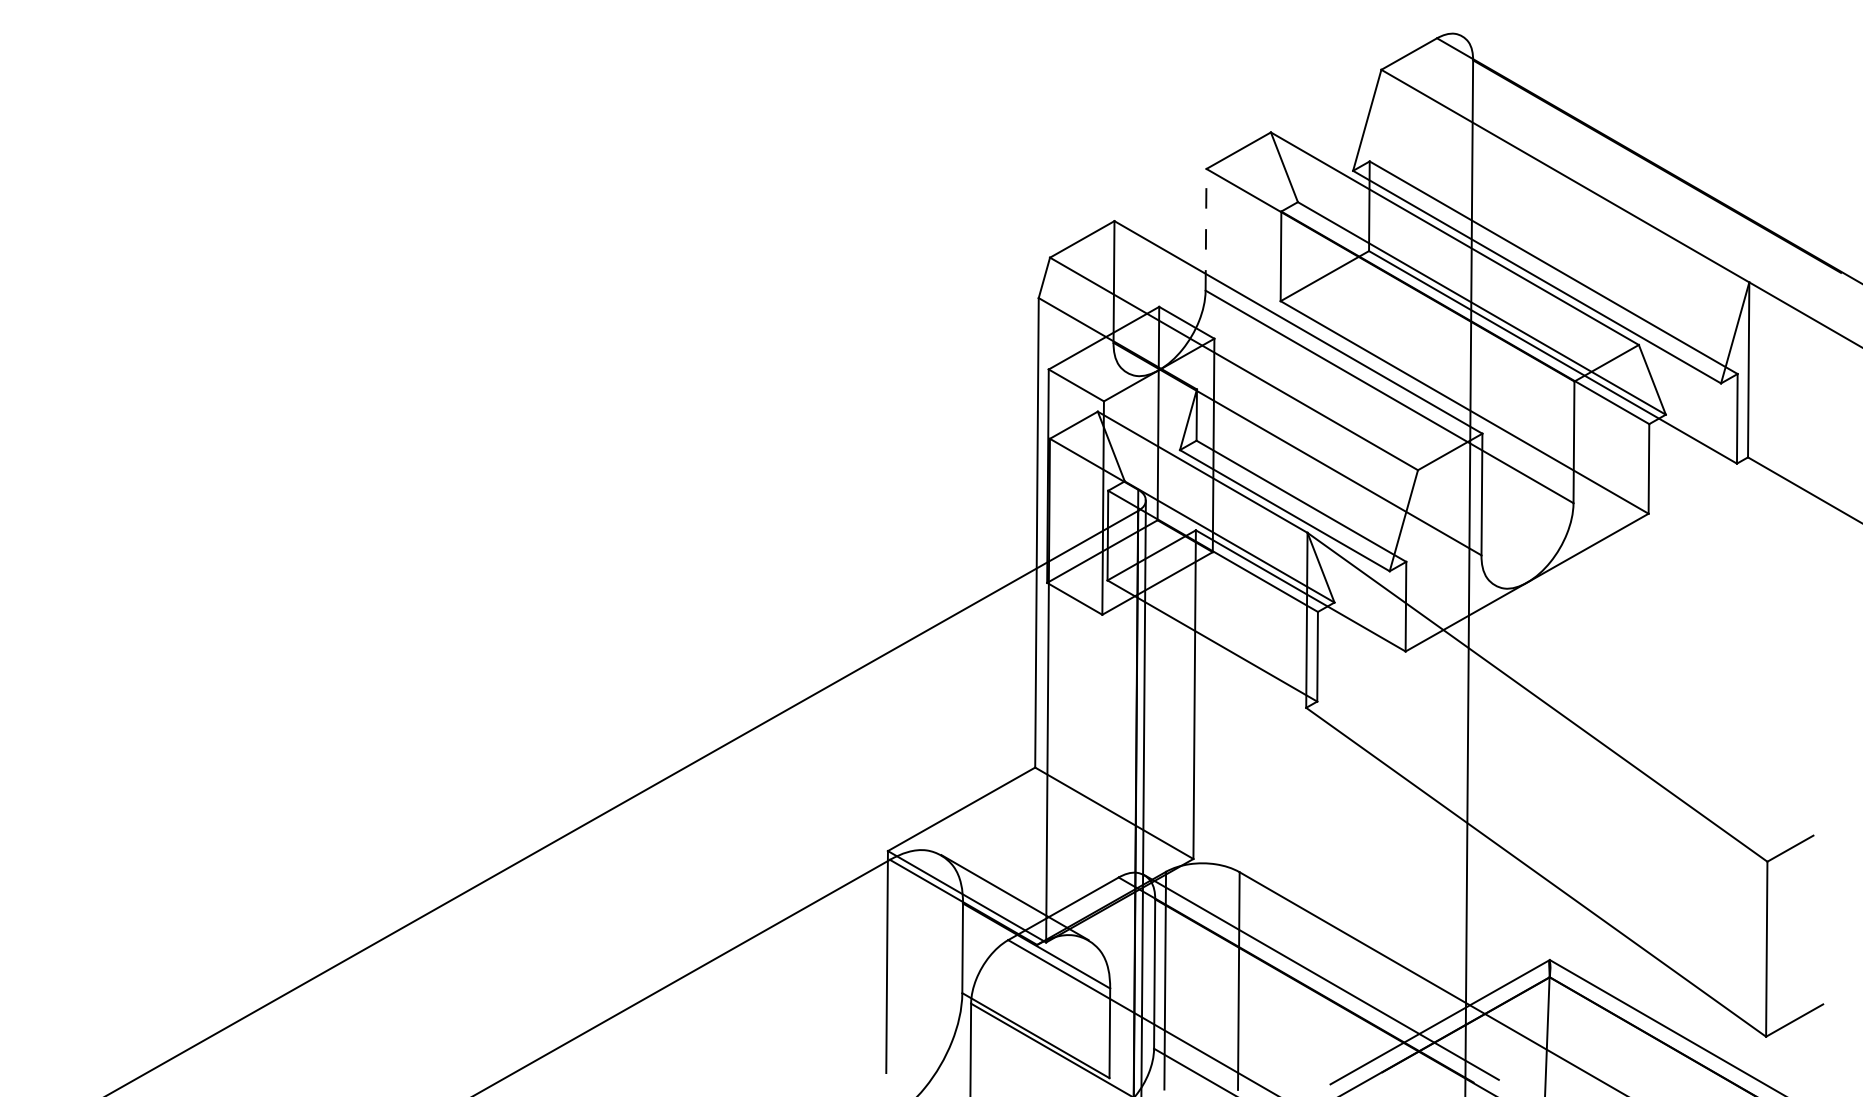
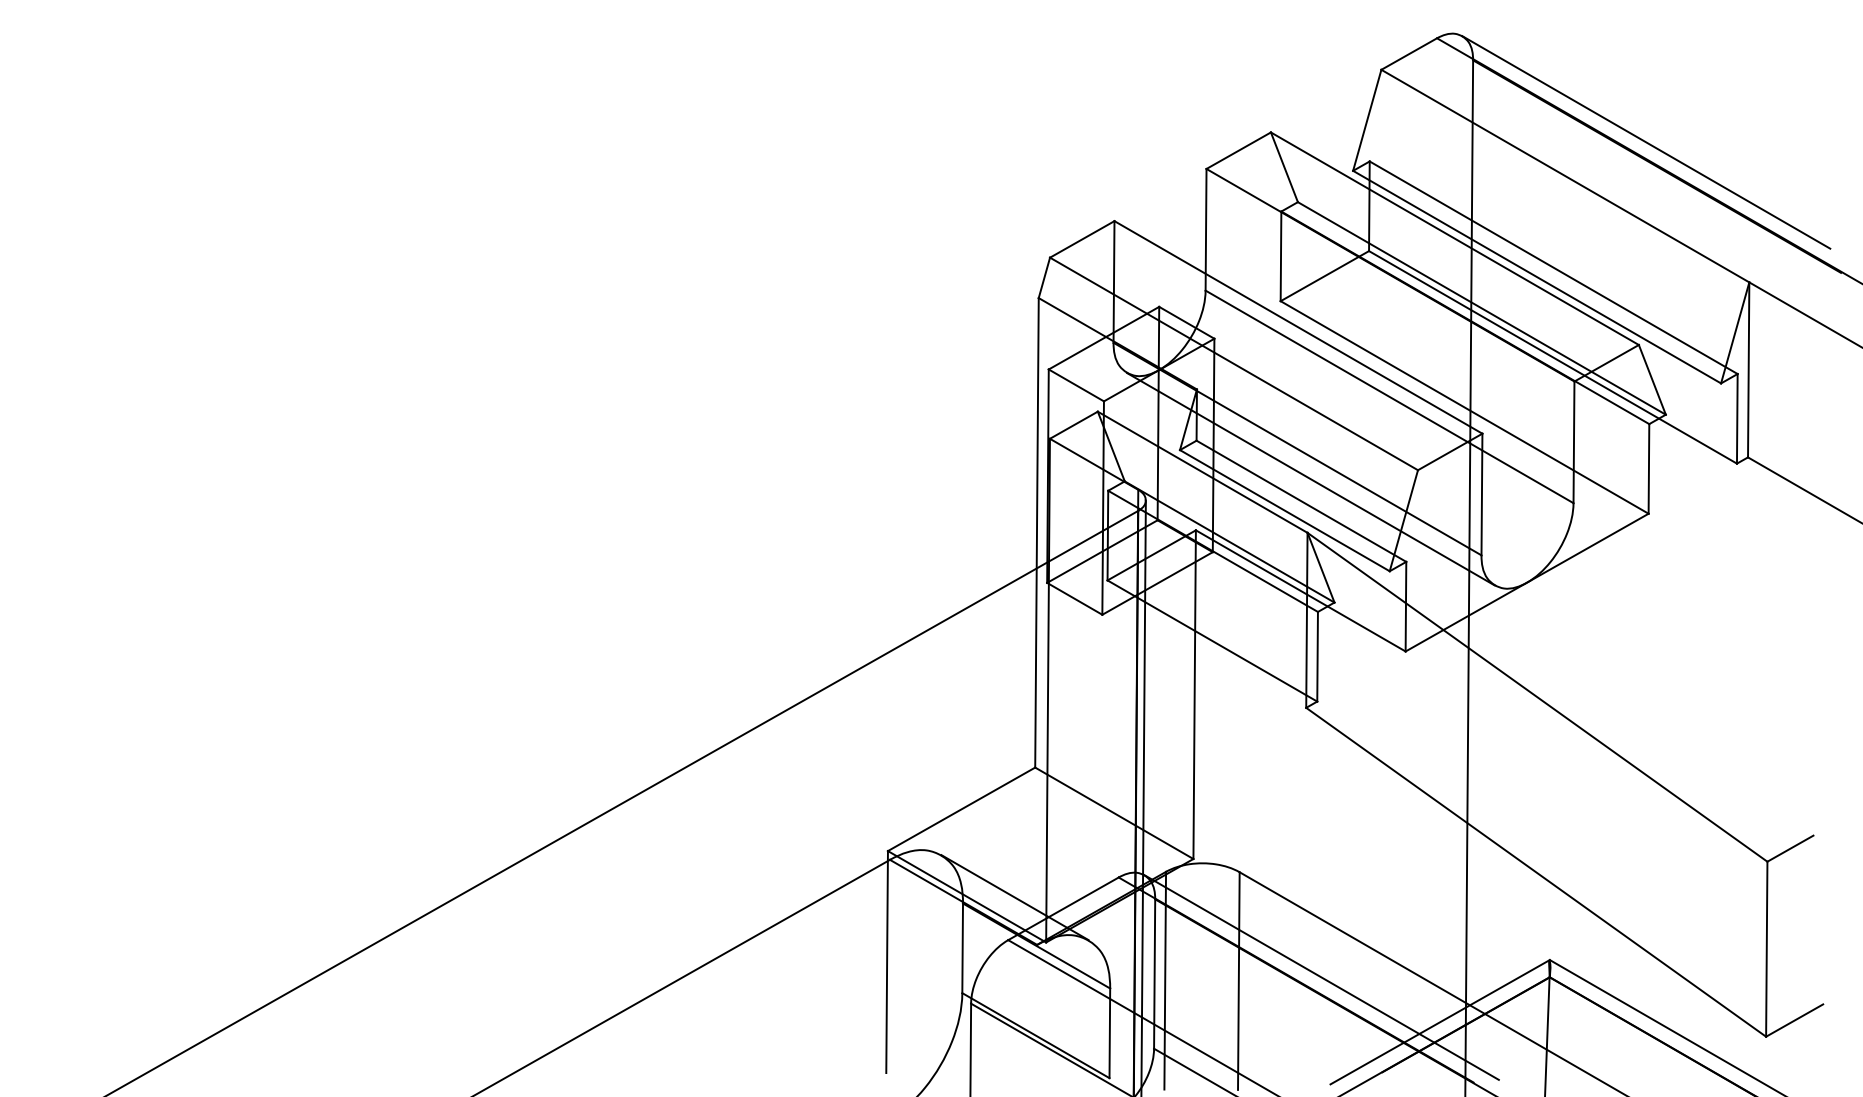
line: none -> present (1646, 142)
line: dashed -> solid (1206, 229)
line: none -> present (1310, 479)
